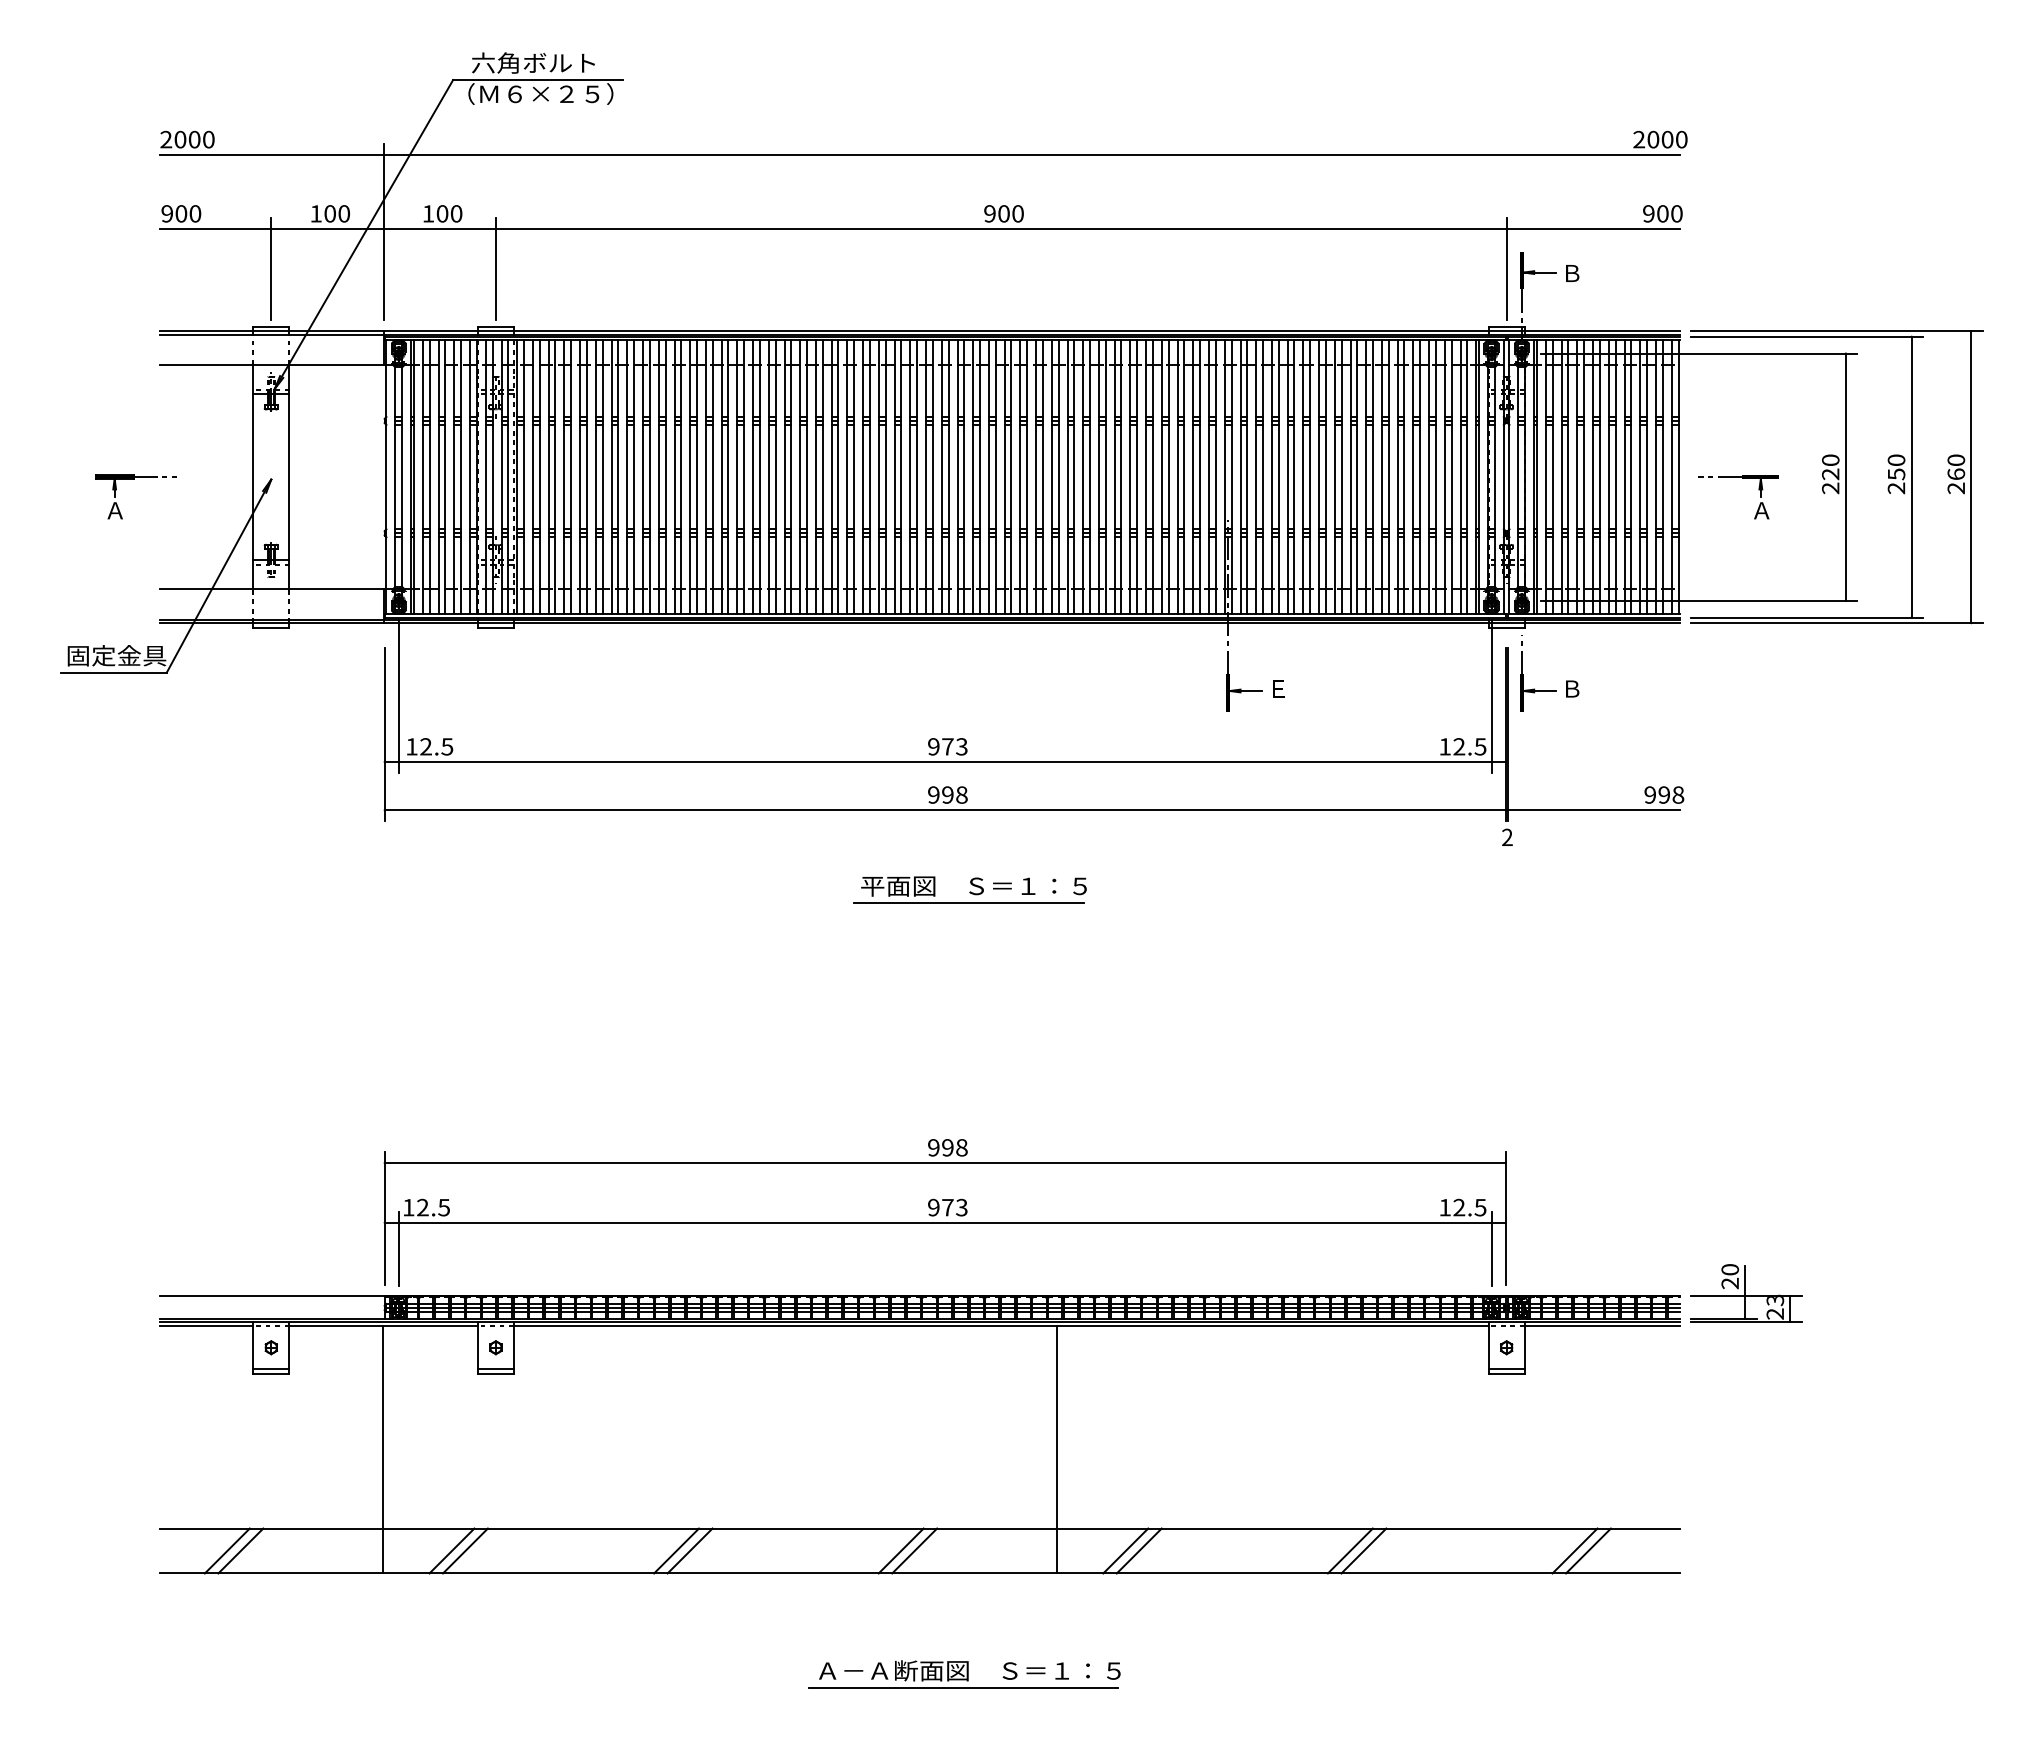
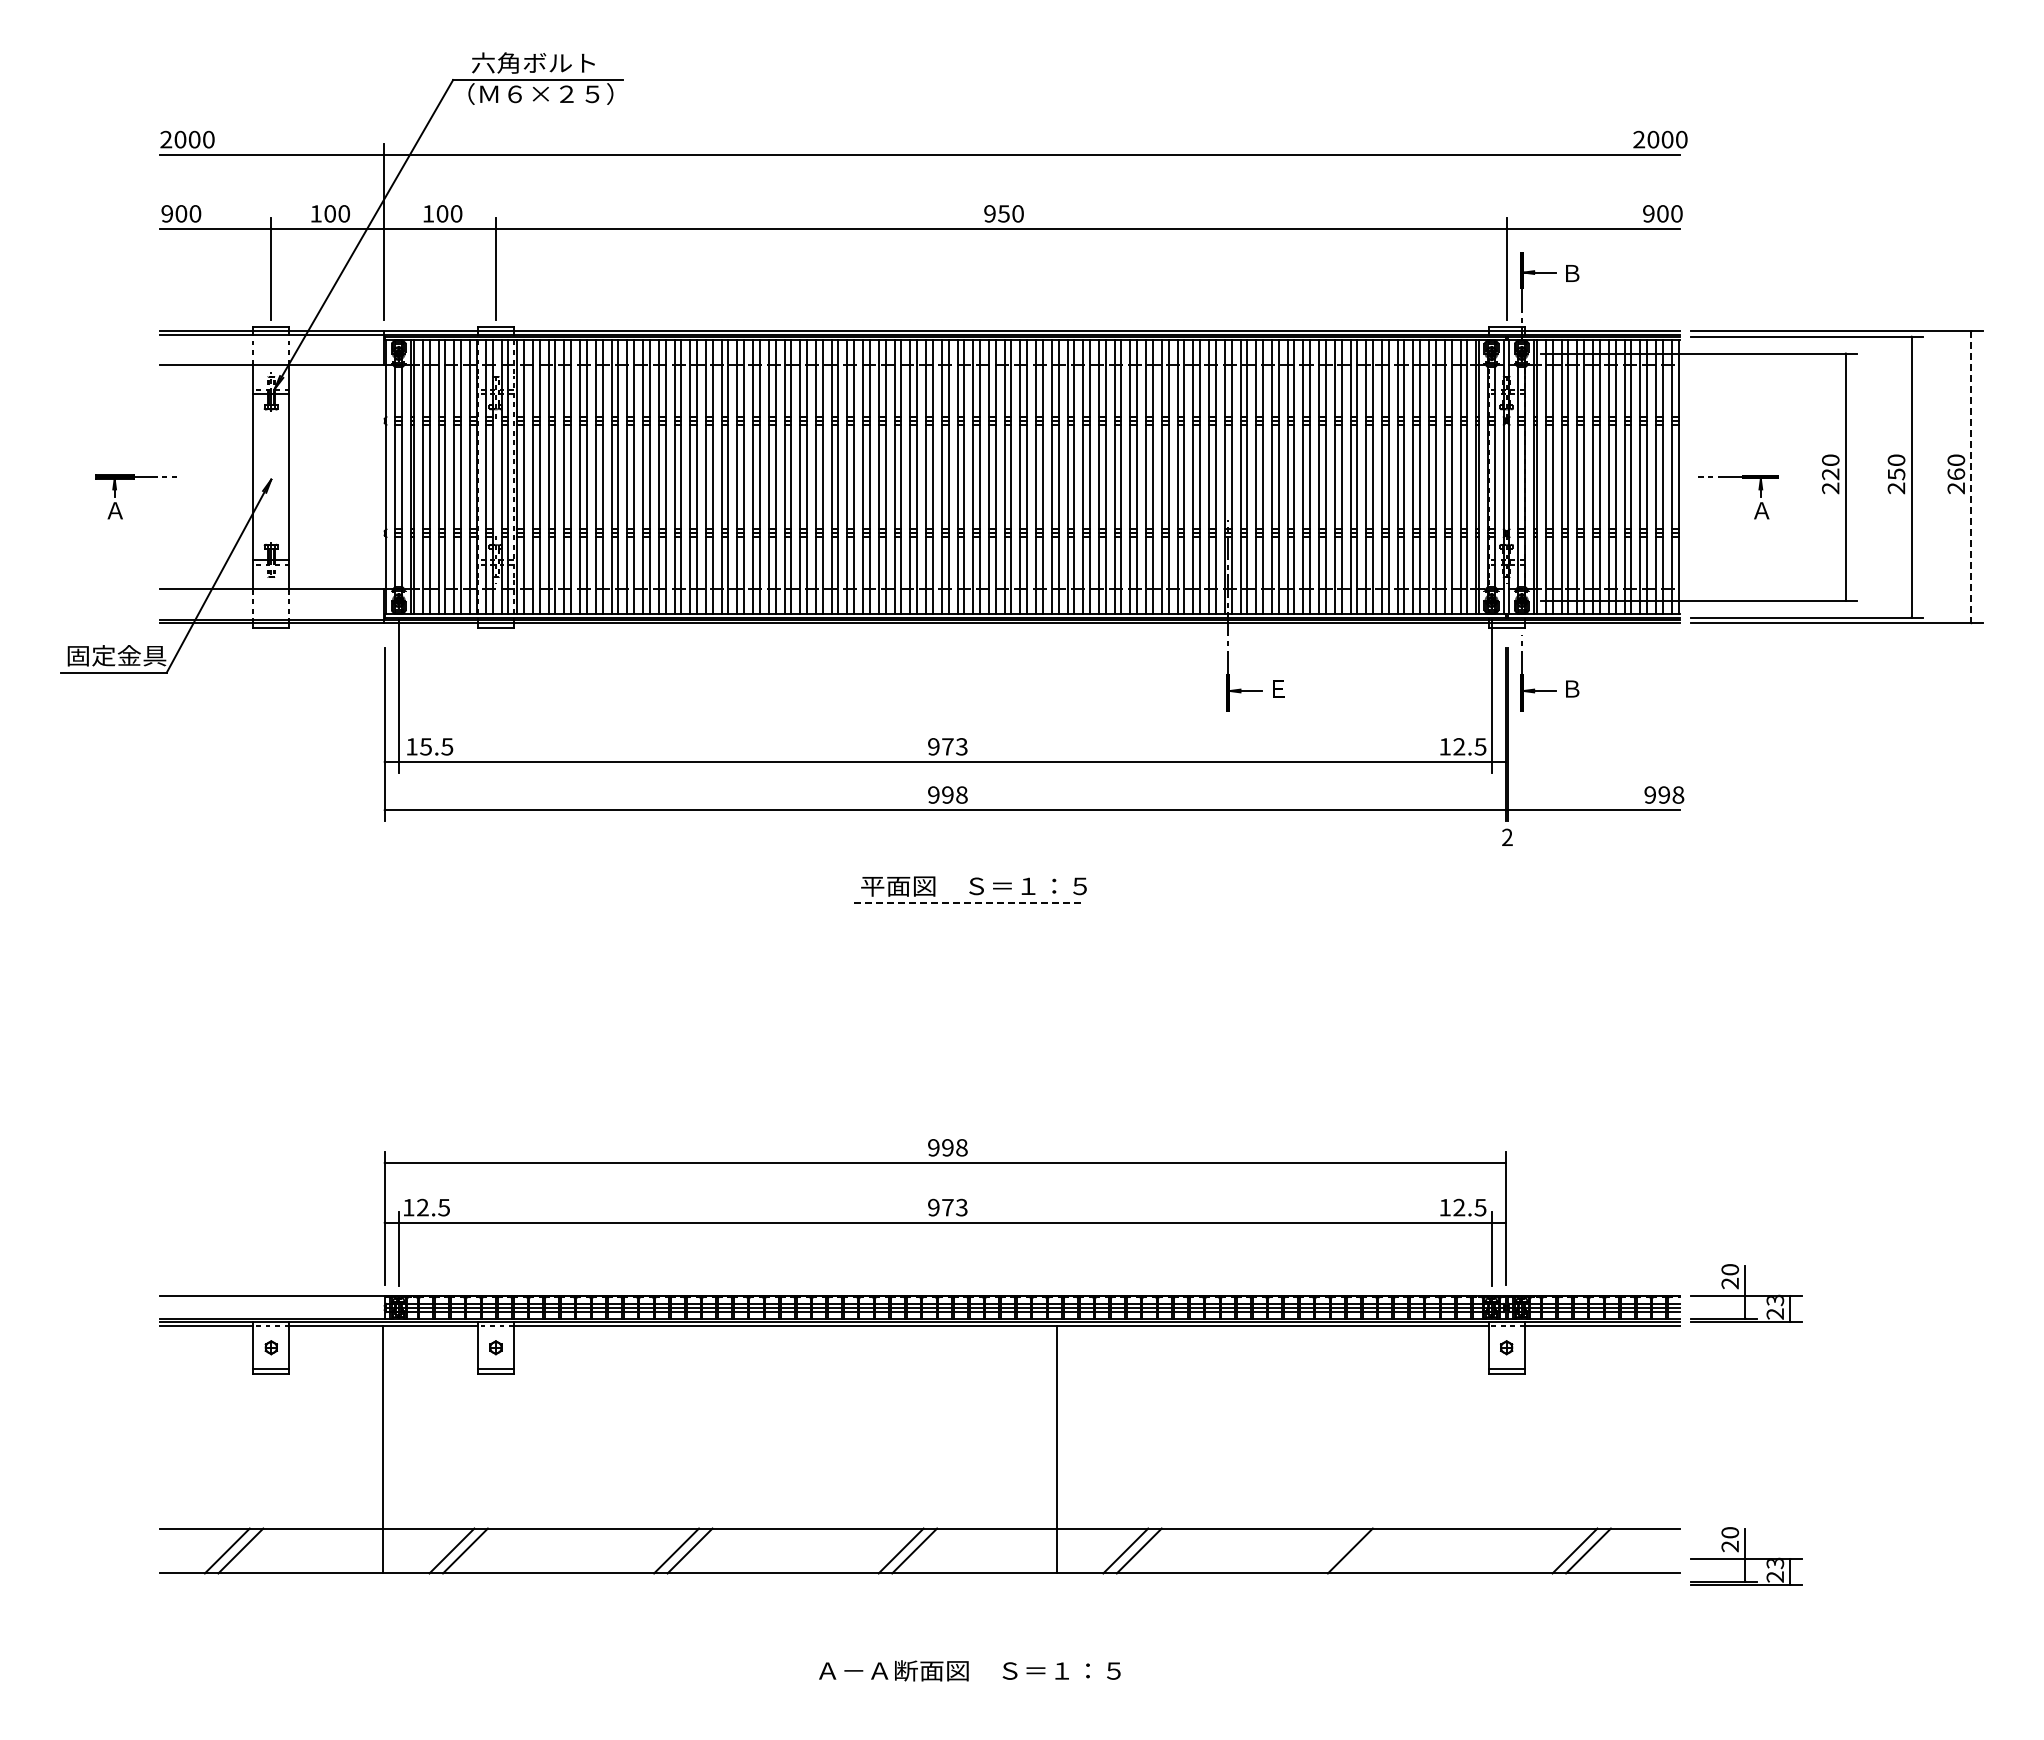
text: 900 -> 950 (1003, 213)
line: solid -> dashed (1971, 477)
text: 12.5 -> 15.5 (425, 746)
line: solid -> dashed (968, 903)
line: present -> none (1363, 1550)
part: none -> present (1746, 1556)
line: present -> none (963, 1687)
